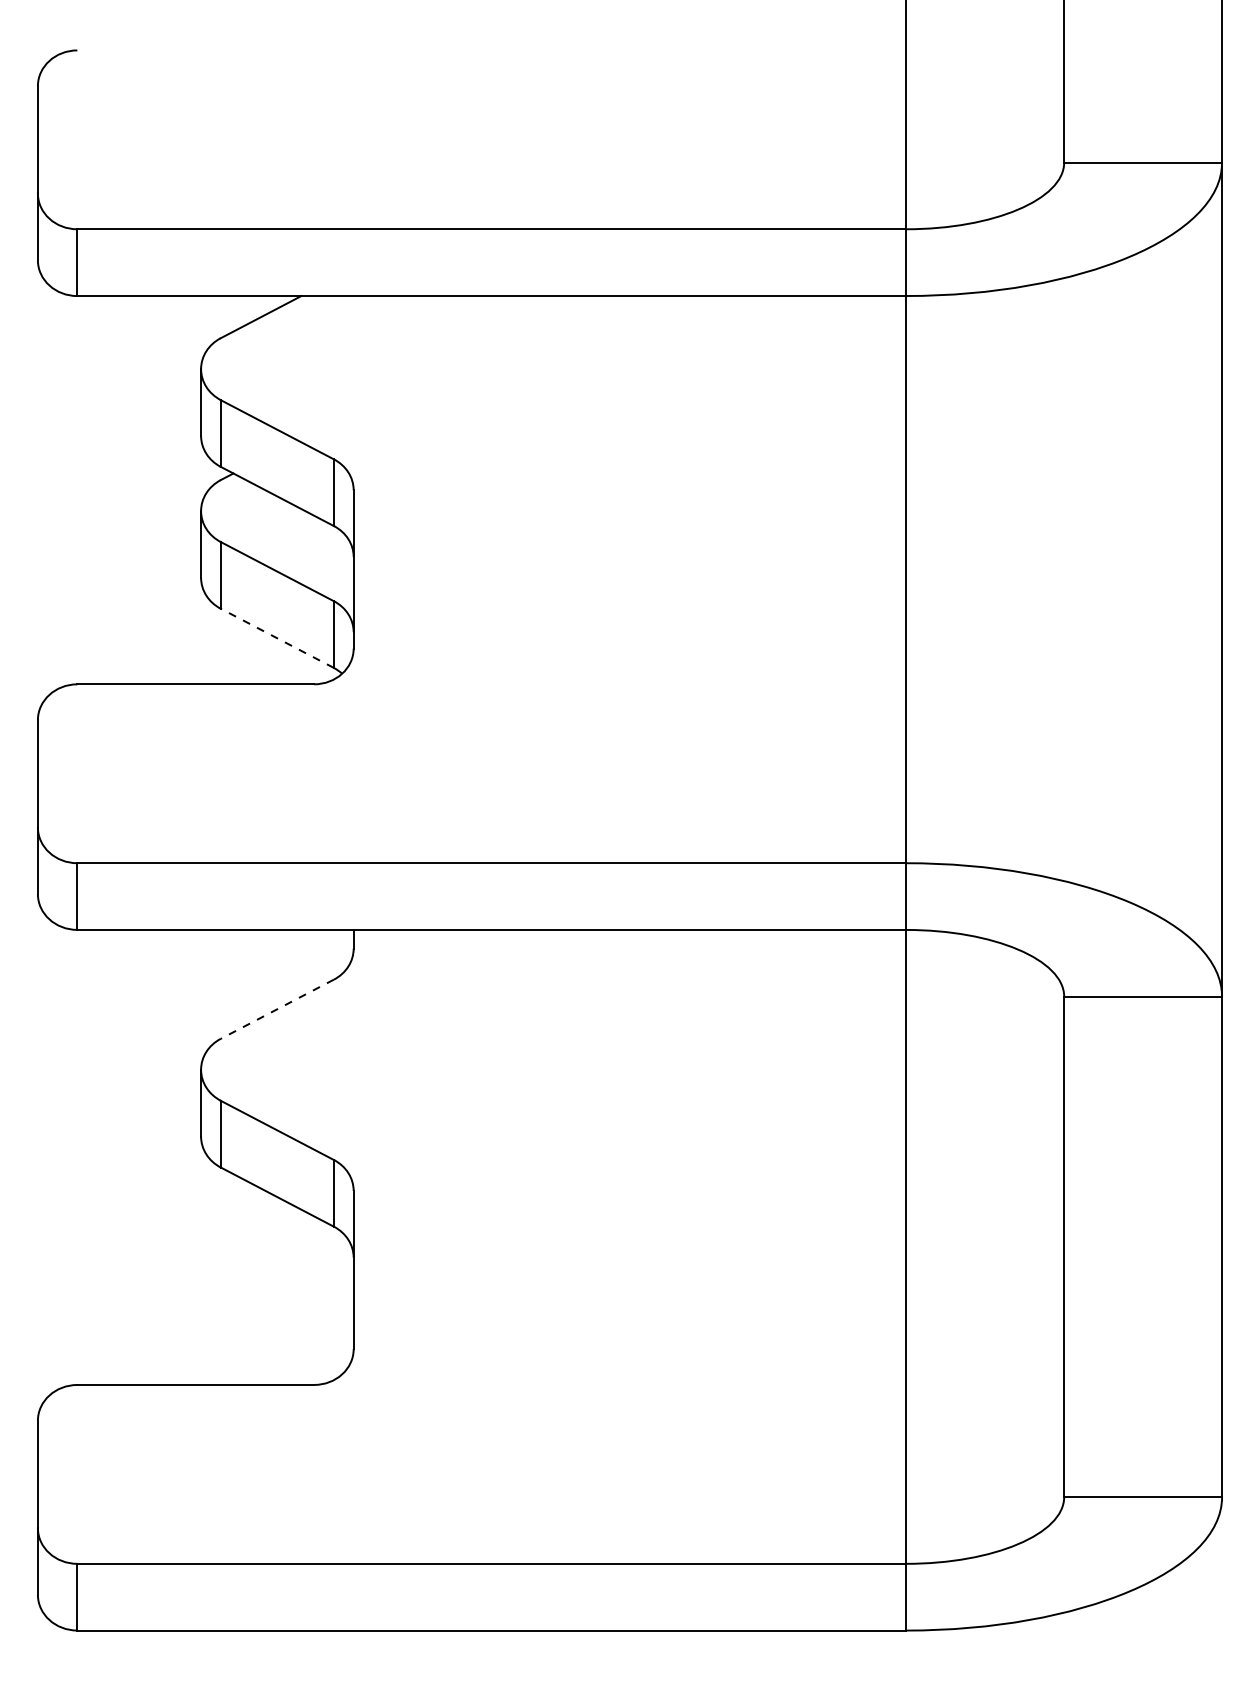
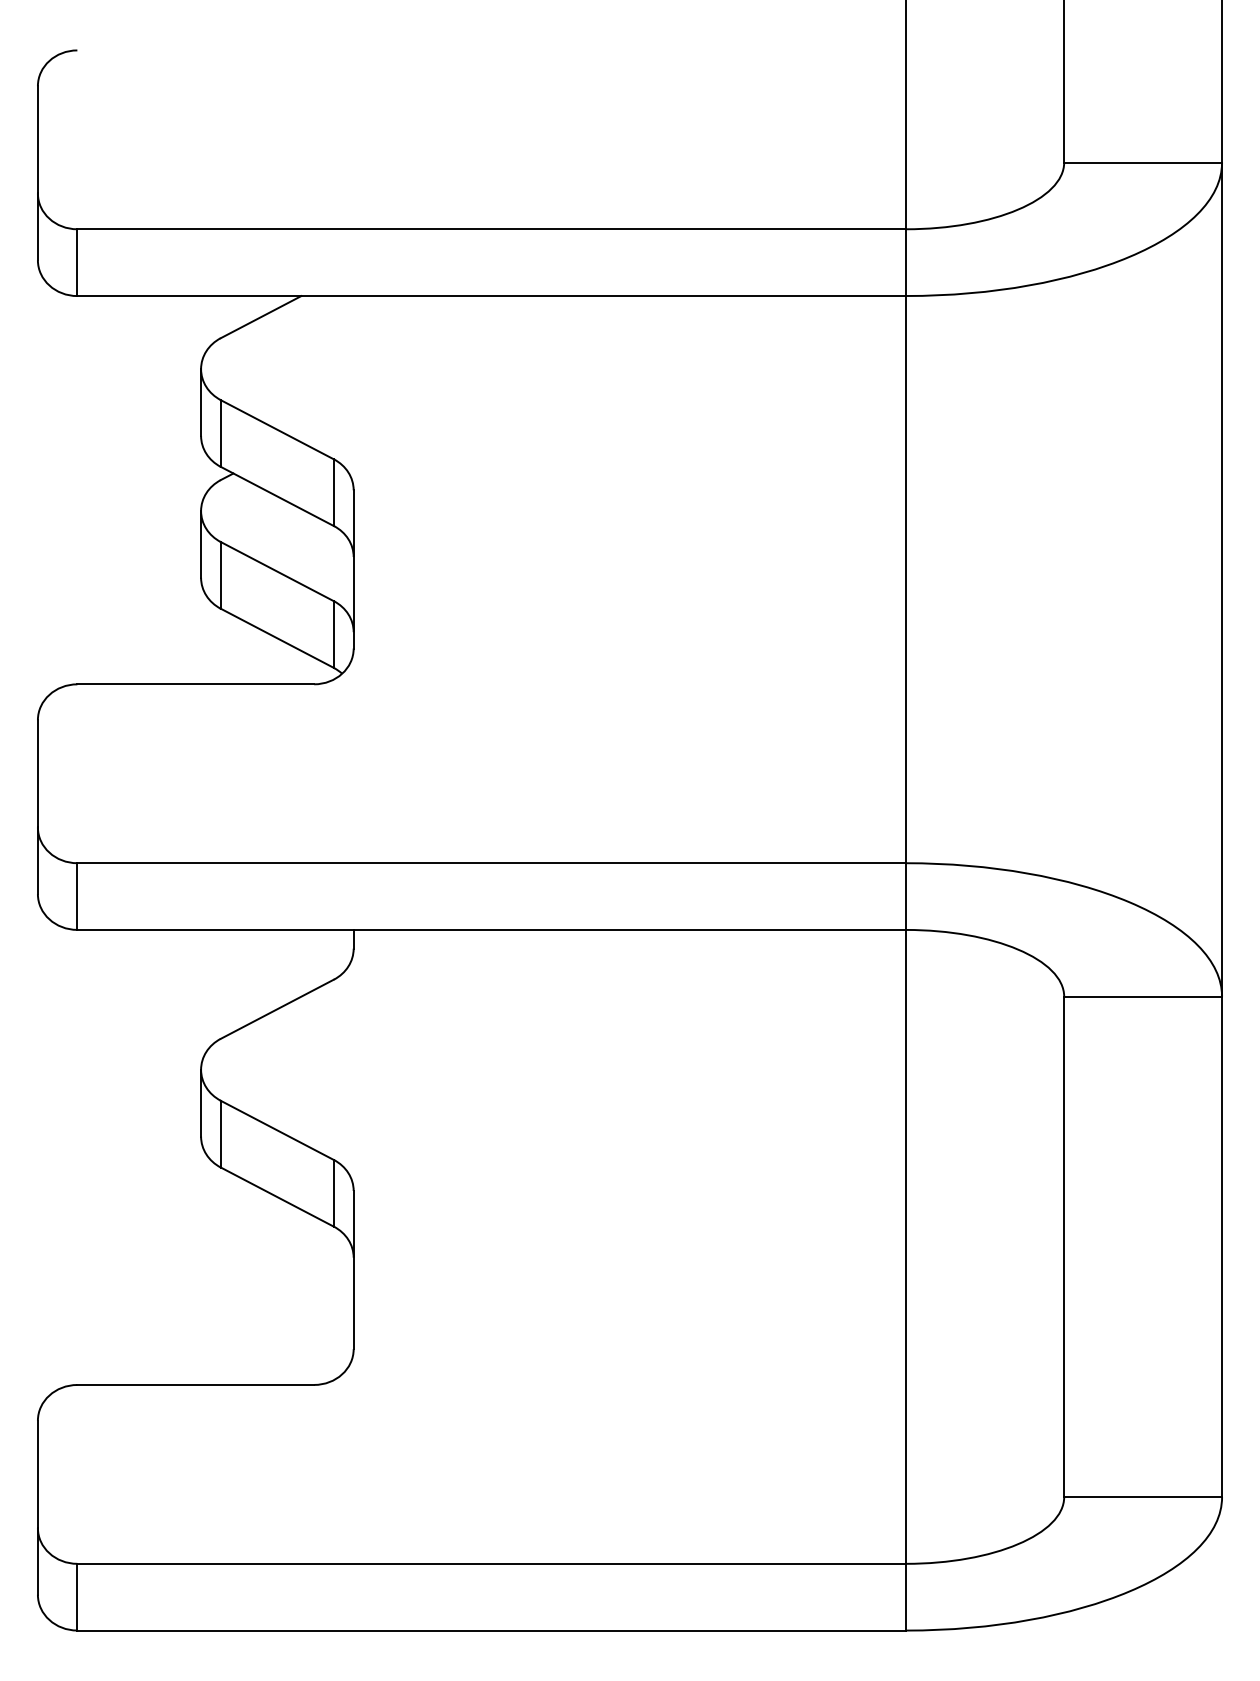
line: dashed -> solid (277, 638)
line: dashed -> solid (277, 1009)
